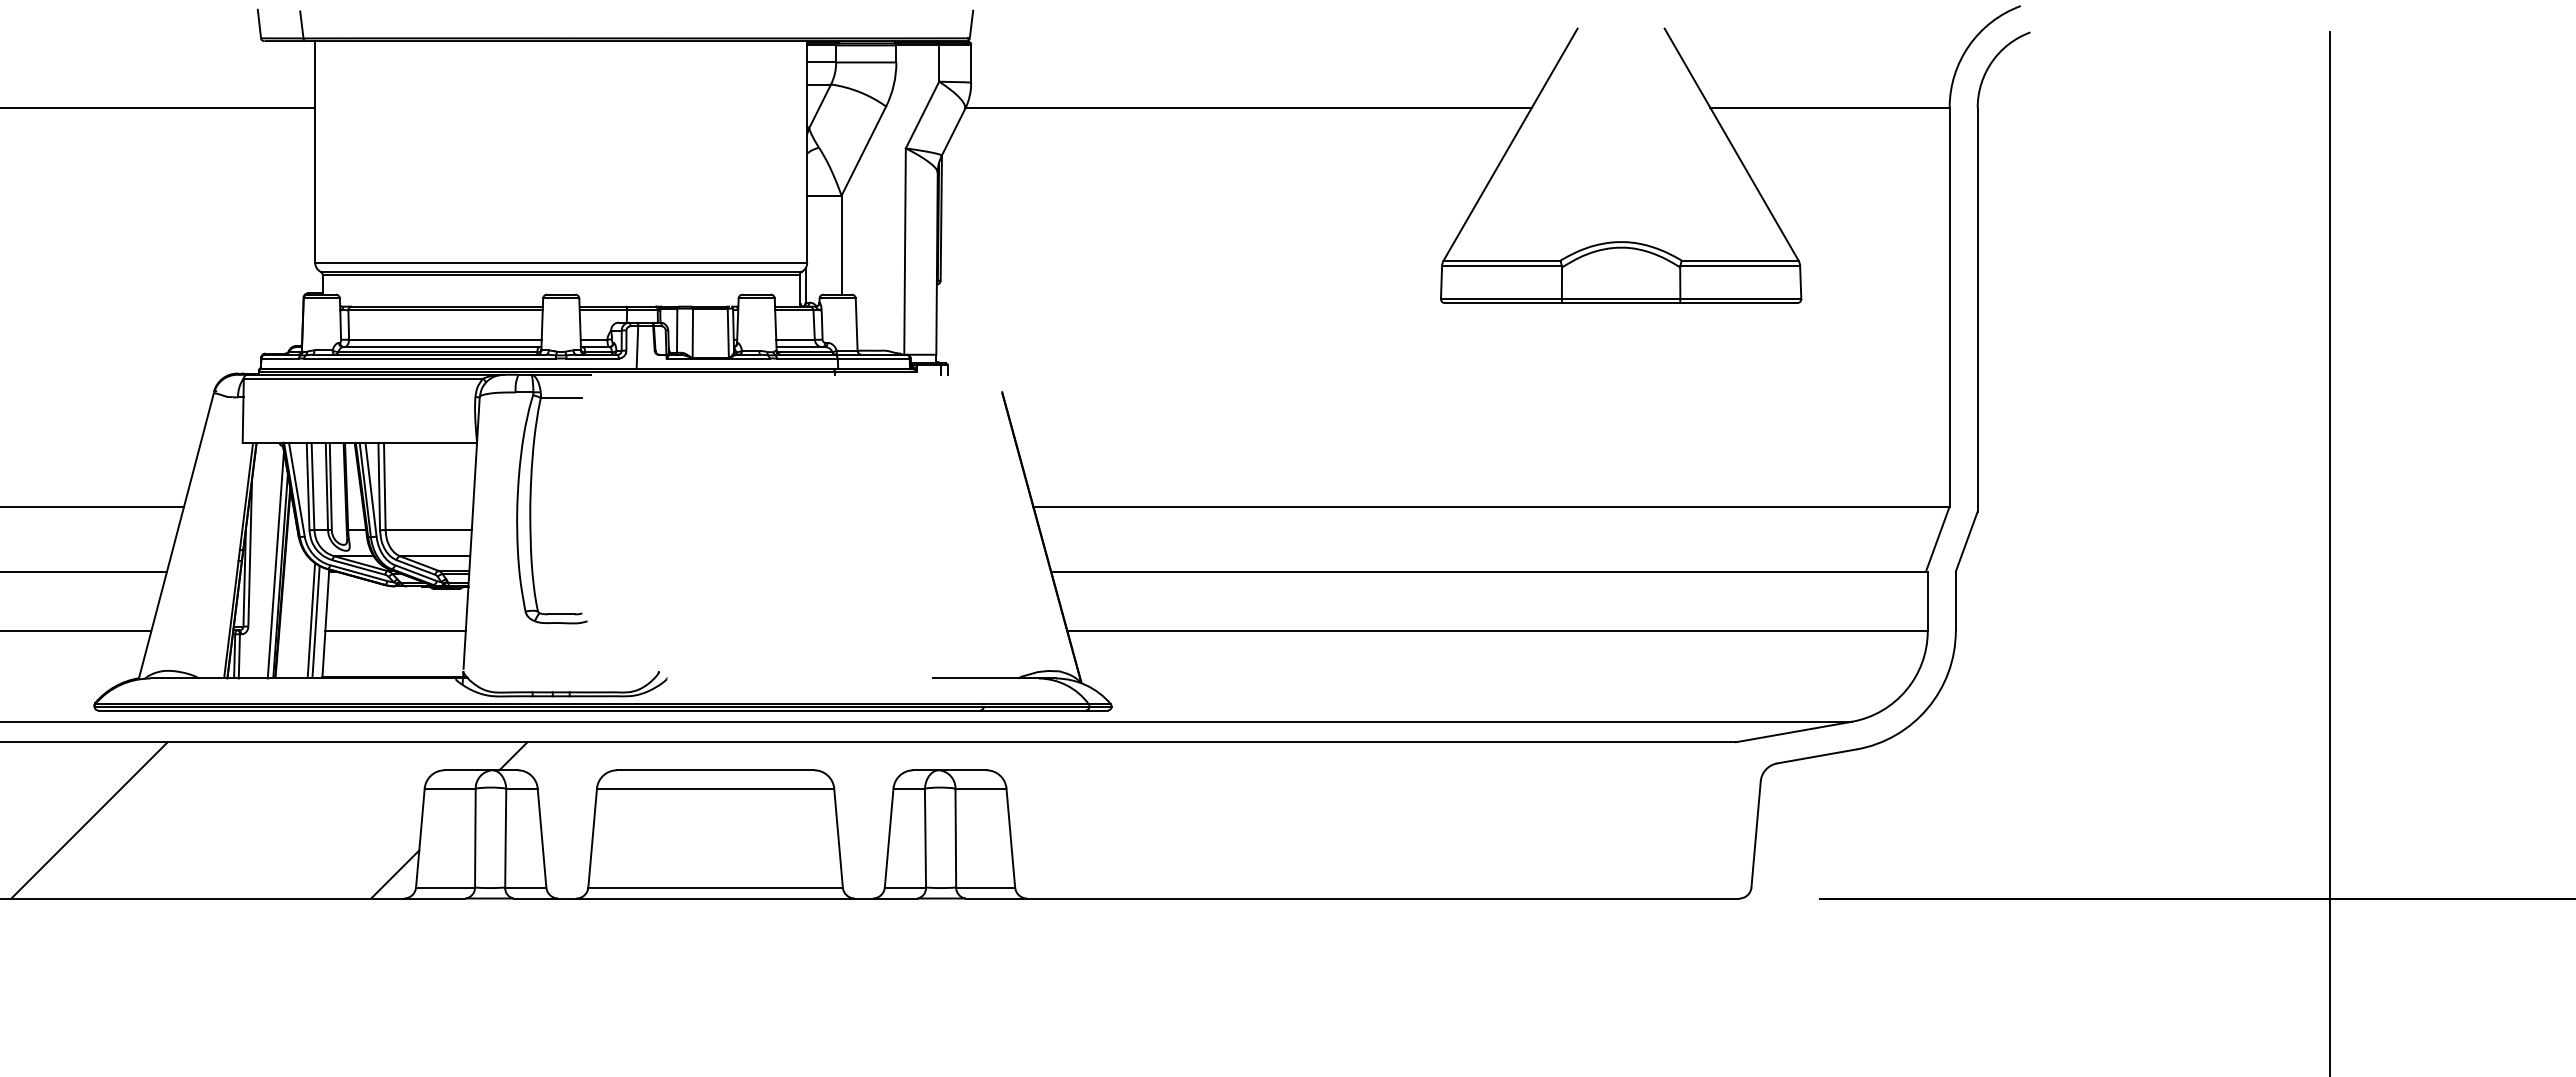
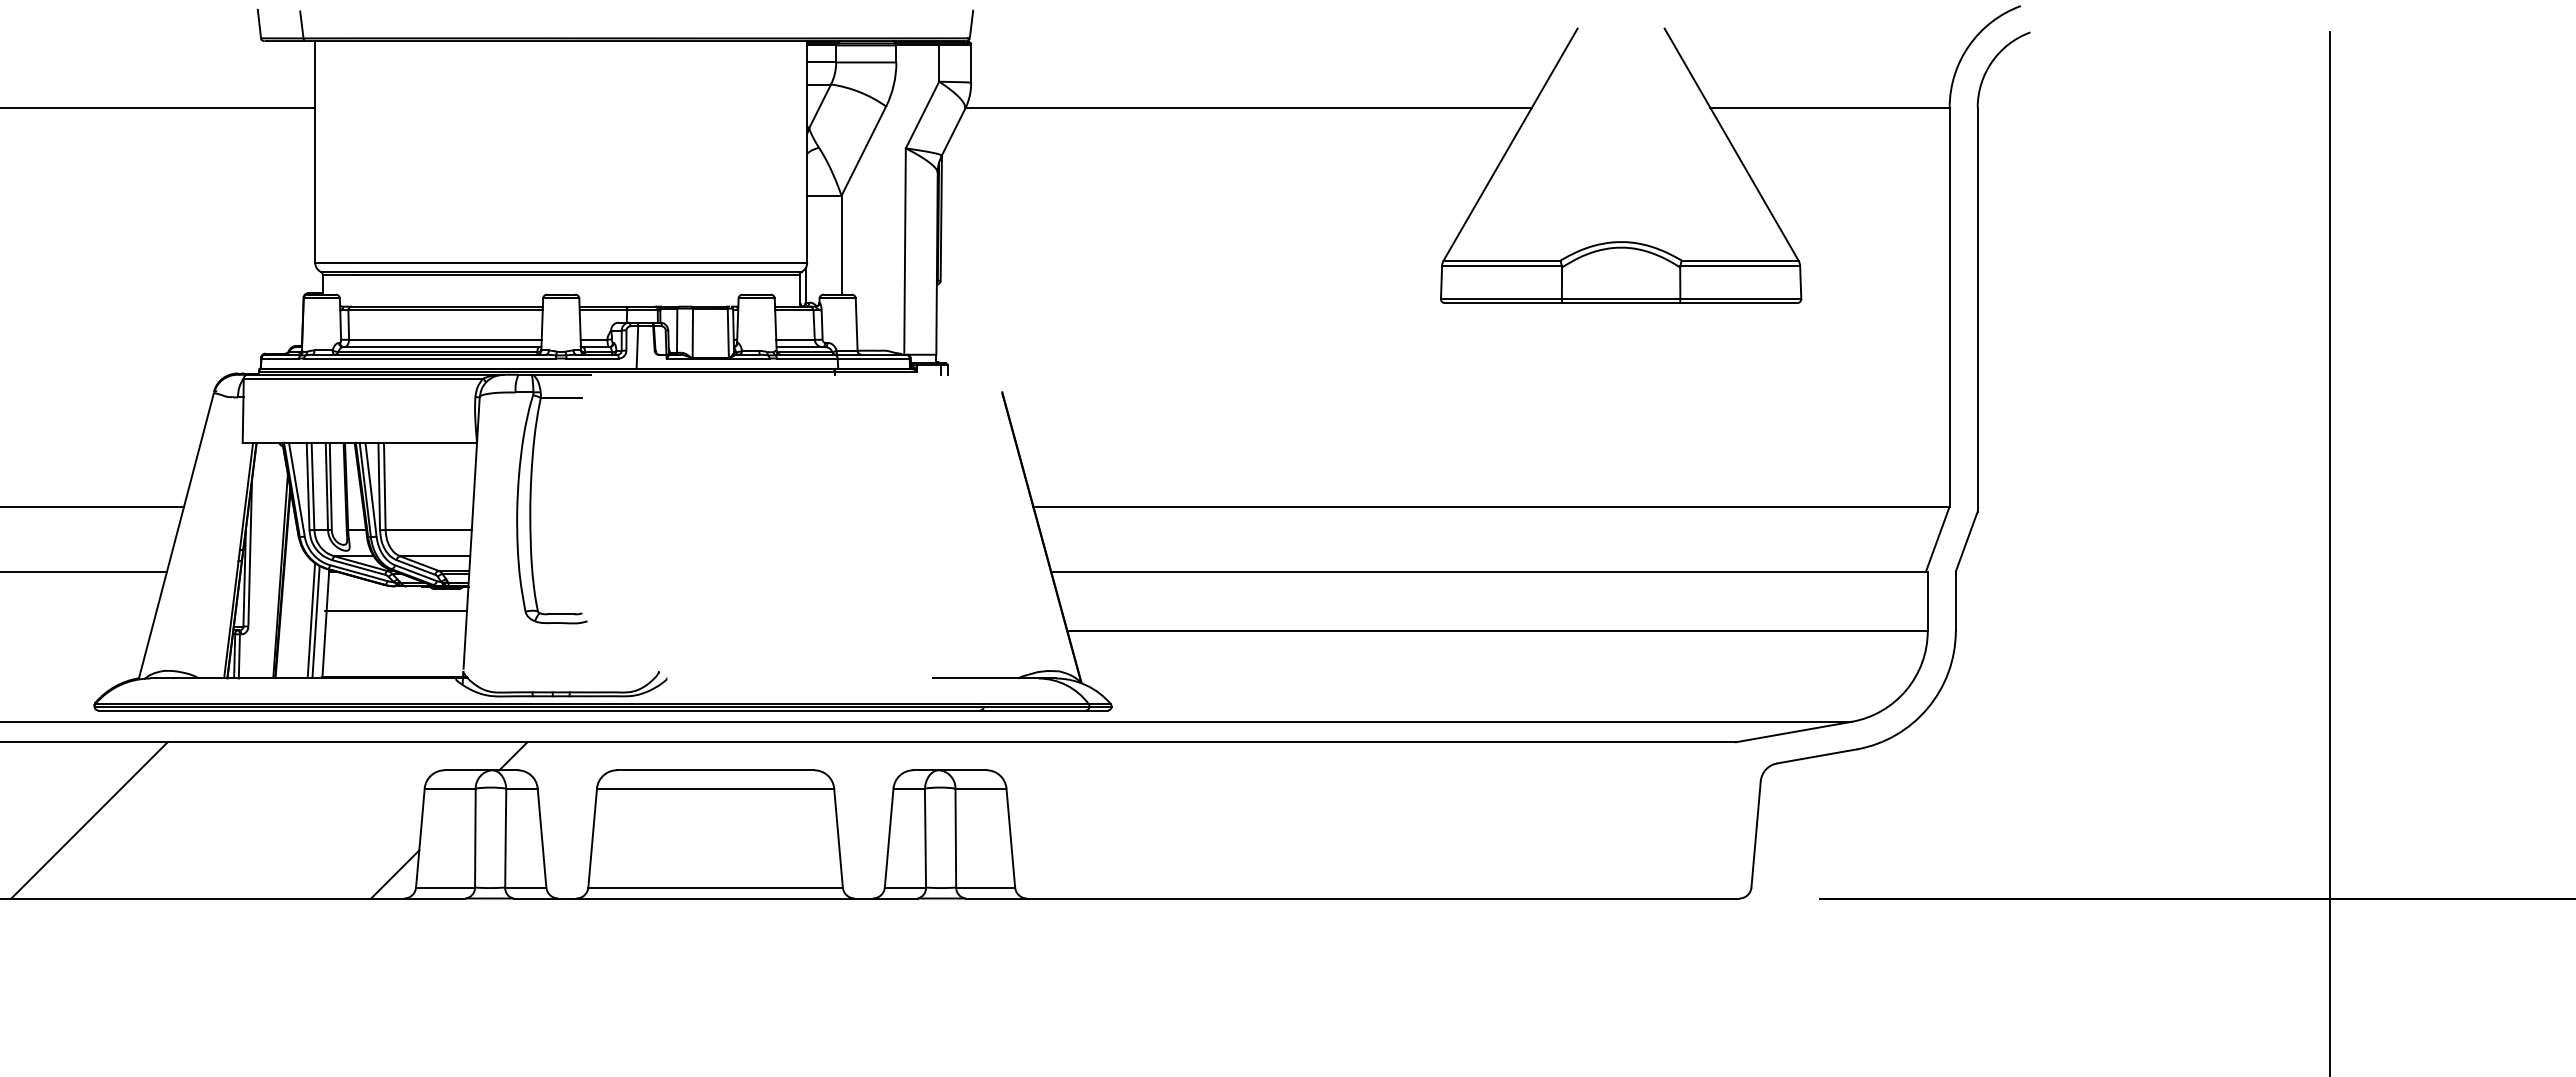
line: present -> none (275, 564)
line: present -> none (76, 631)
line position: (395, 631) -> (395, 611) (395, 611)
